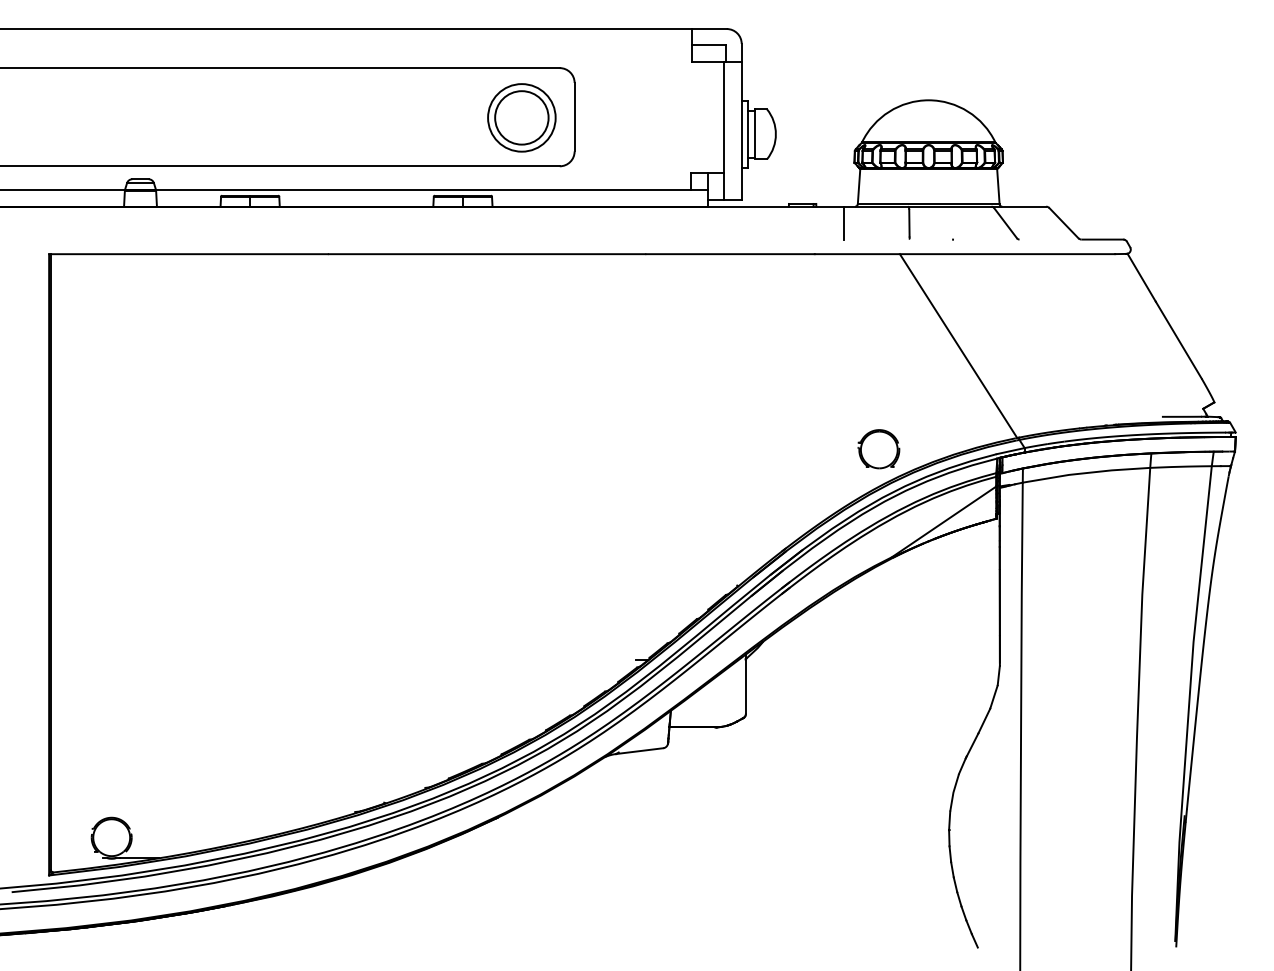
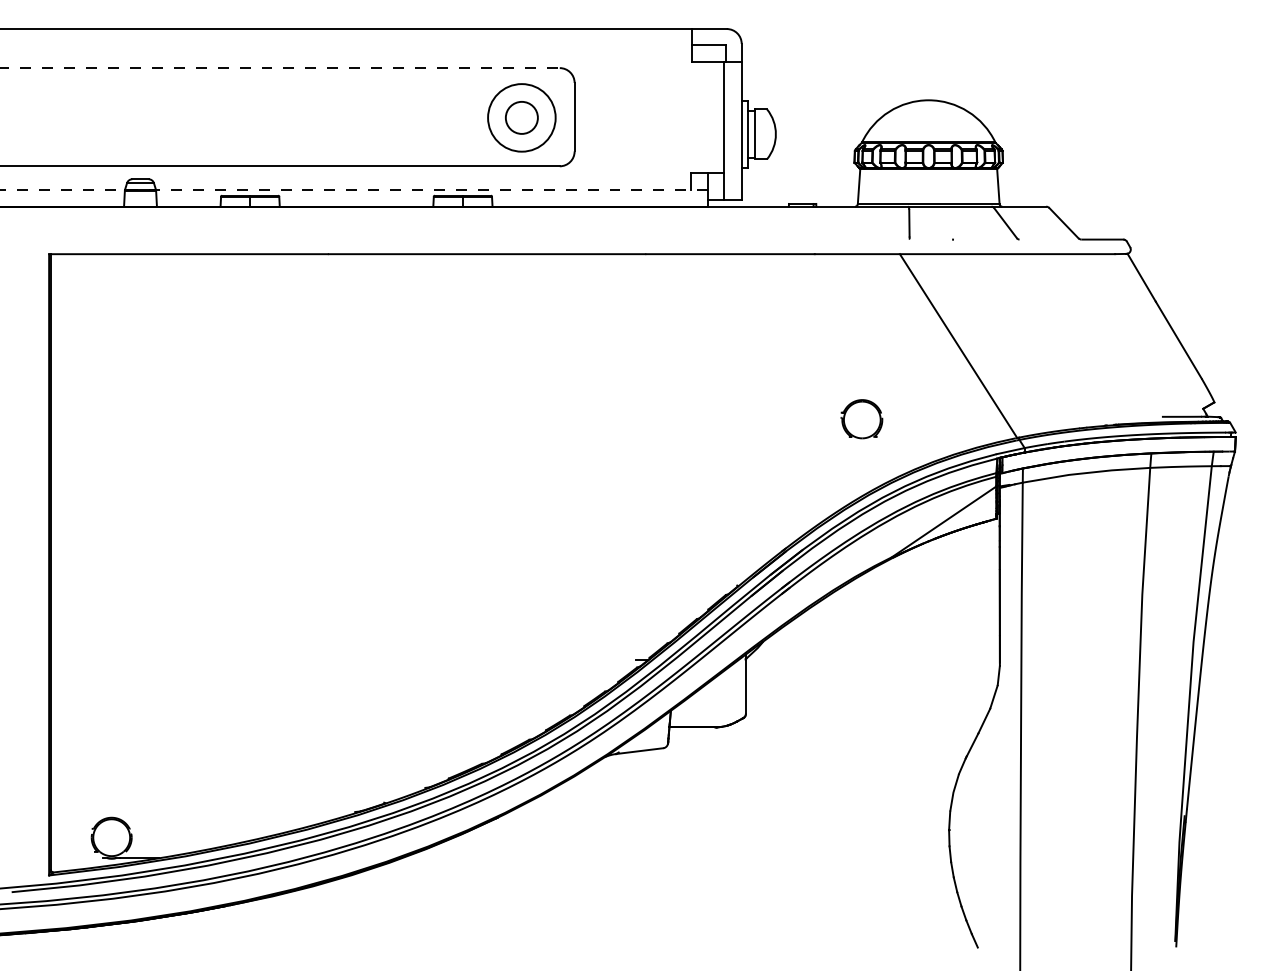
line: solid -> dashed (280, 68)
circle diameter: 53 px -> 32 px (521, 117)
line: solid -> dashed (354, 189)
line: present -> none (843, 222)
part position: (878, 449) -> (861, 419) (861, 419)
